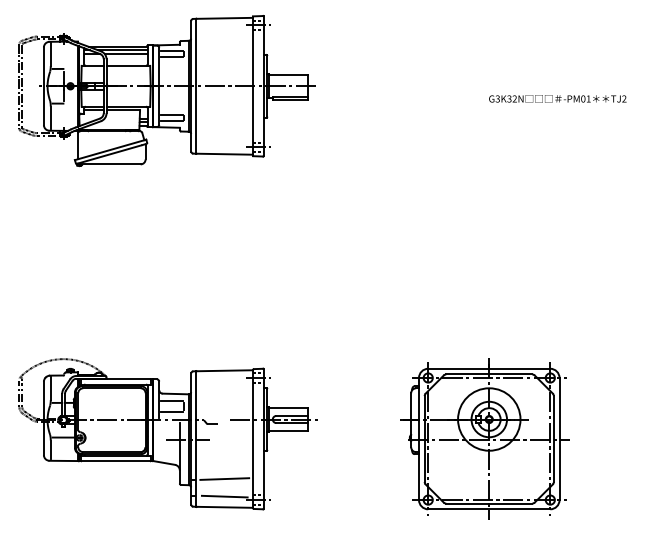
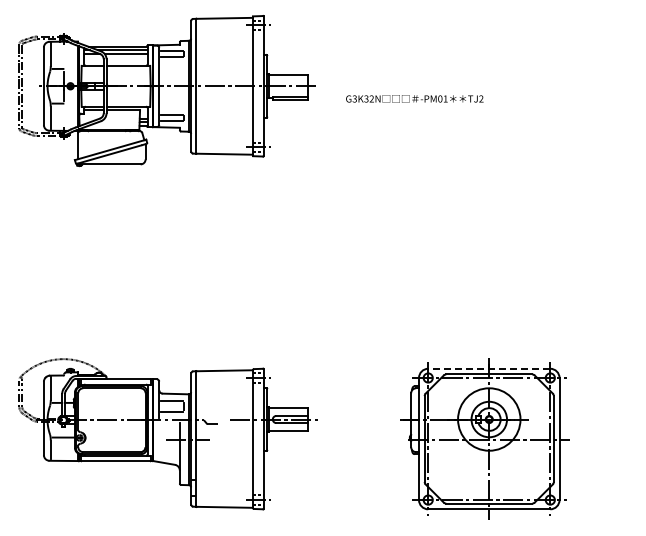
text position: (557, 98) -> (414, 98) (414, 98)
line: solid -> dashed (488, 368)
line: present -> none (224, 478)
line: present -> none (224, 496)
